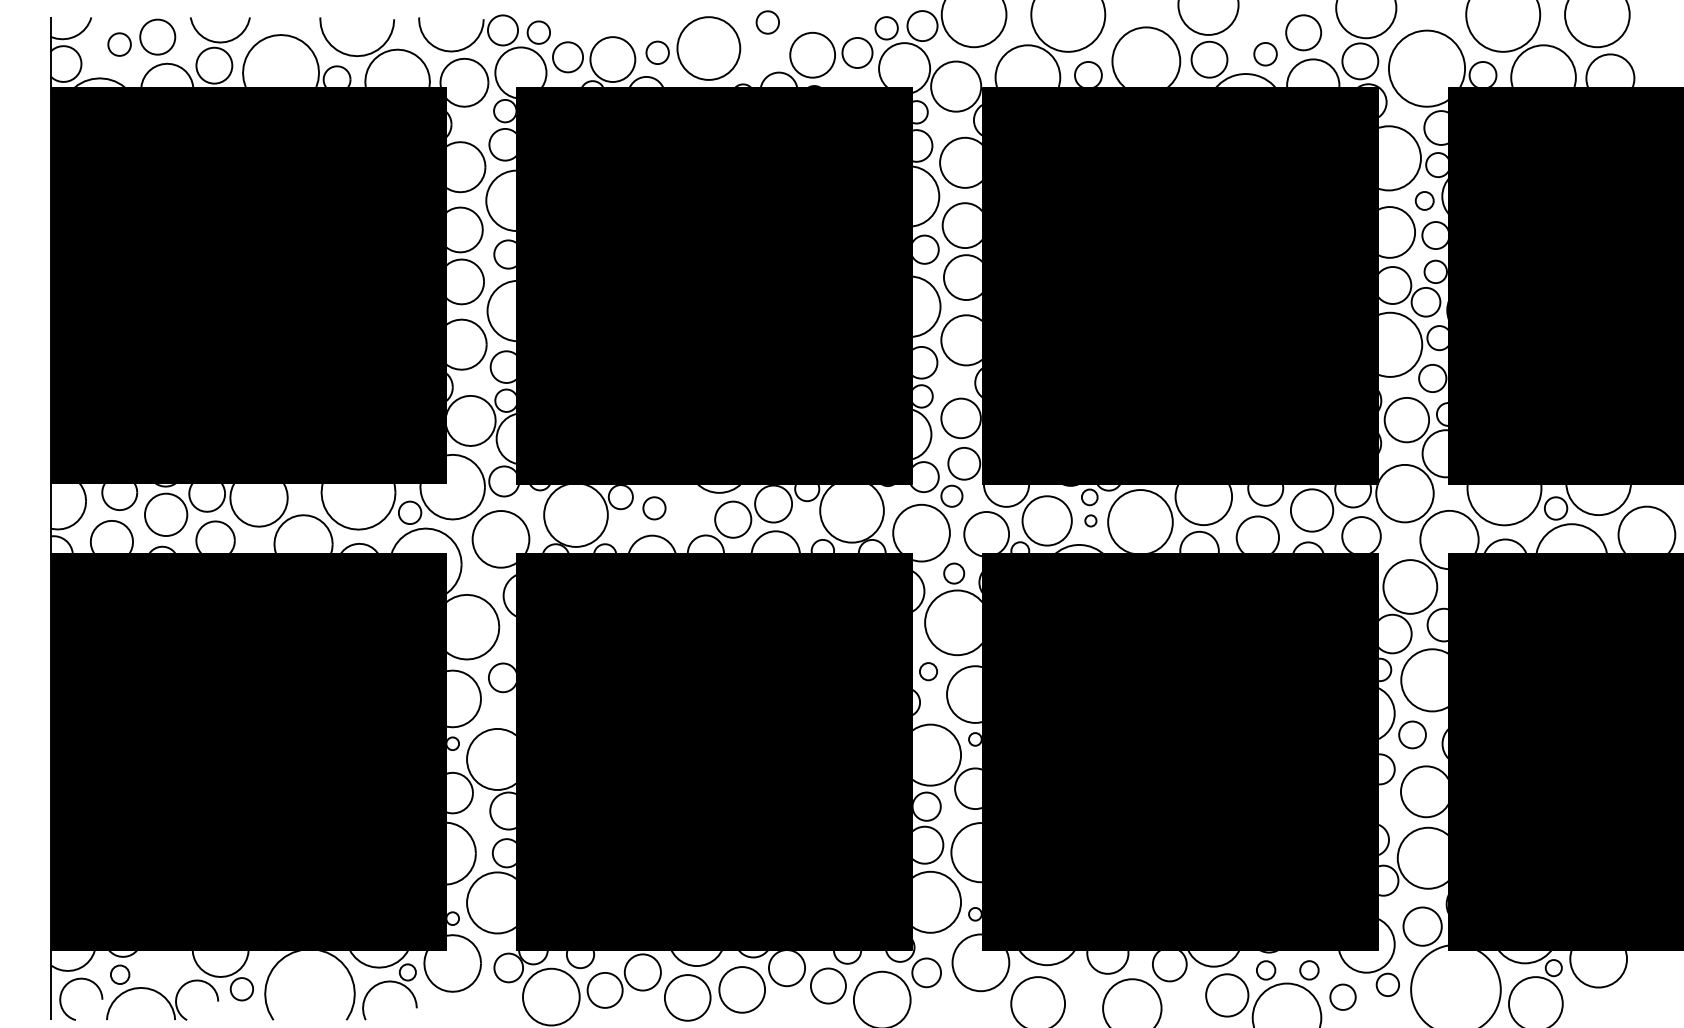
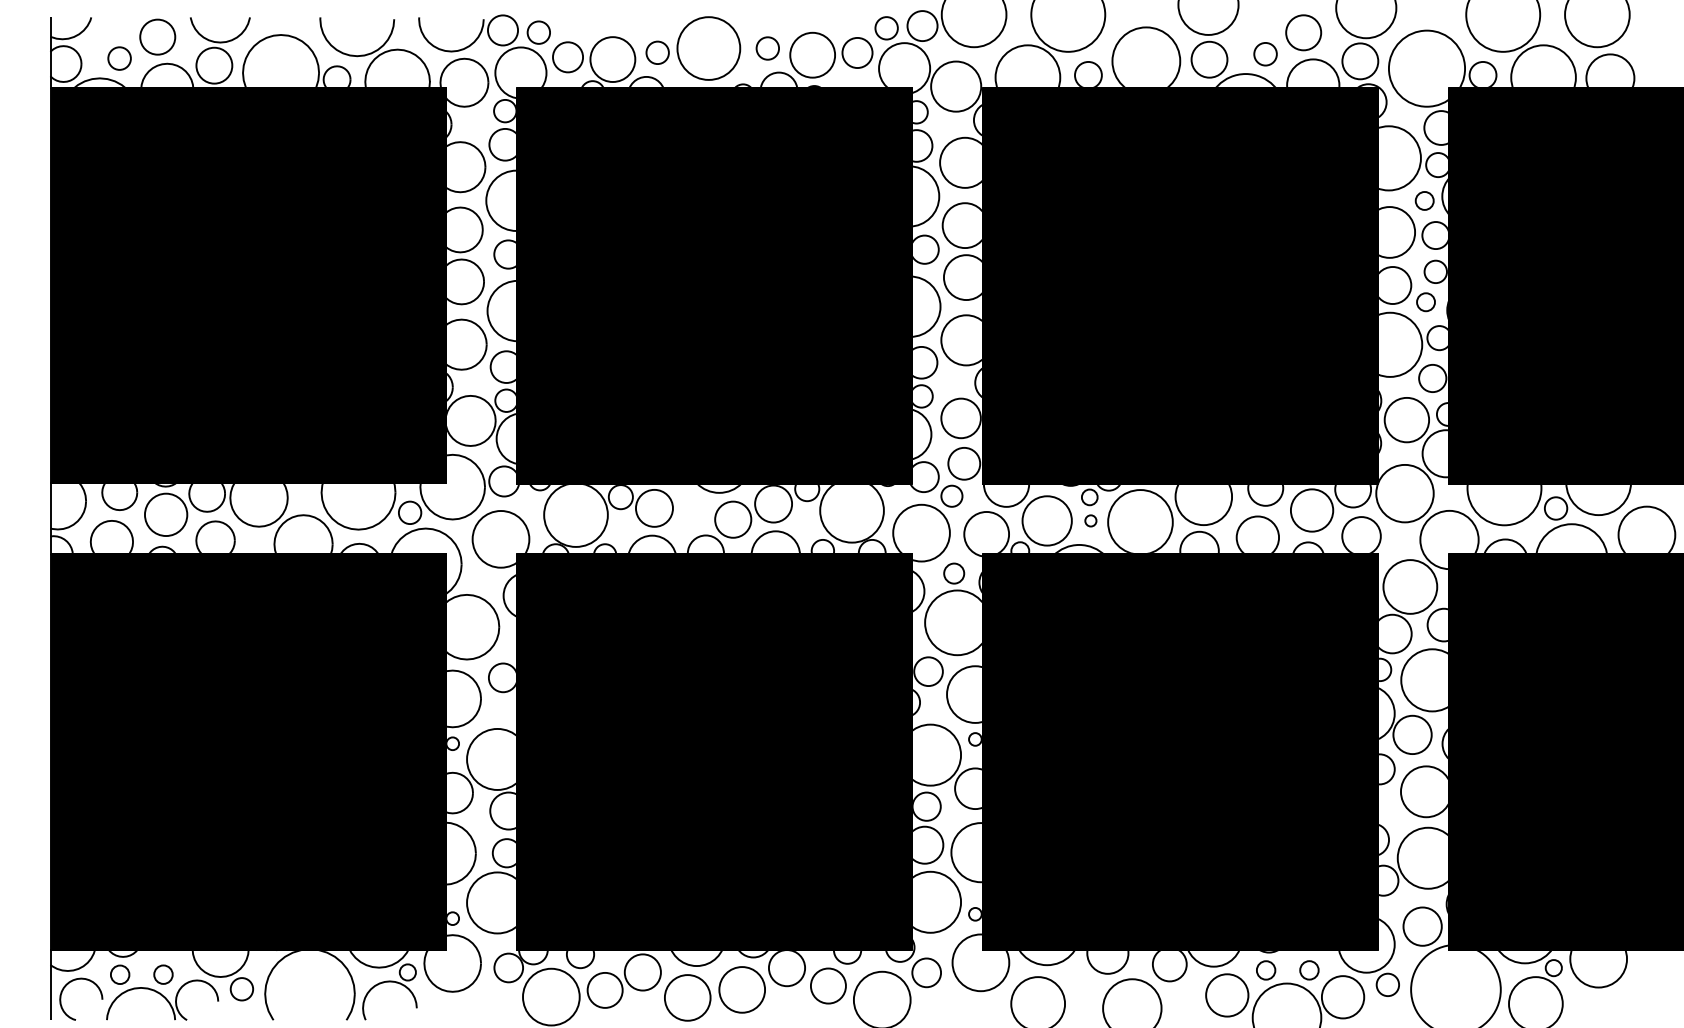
circle position: (767, 22) -> (767, 48) (767, 48)
circle position: (119, 44) -> (119, 58) (119, 58)
circle diameter: 29 px -> 18 px (1426, 302)
circle diameter: 22 px -> 37 px (653, 507)
circle diameter: 17 px -> 29 px (928, 671)
circle diameter: 27 px -> 38 px (1412, 734)
circle: none -> present (163, 974)
circle diameter: 25 px -> 42 px (1342, 997)
